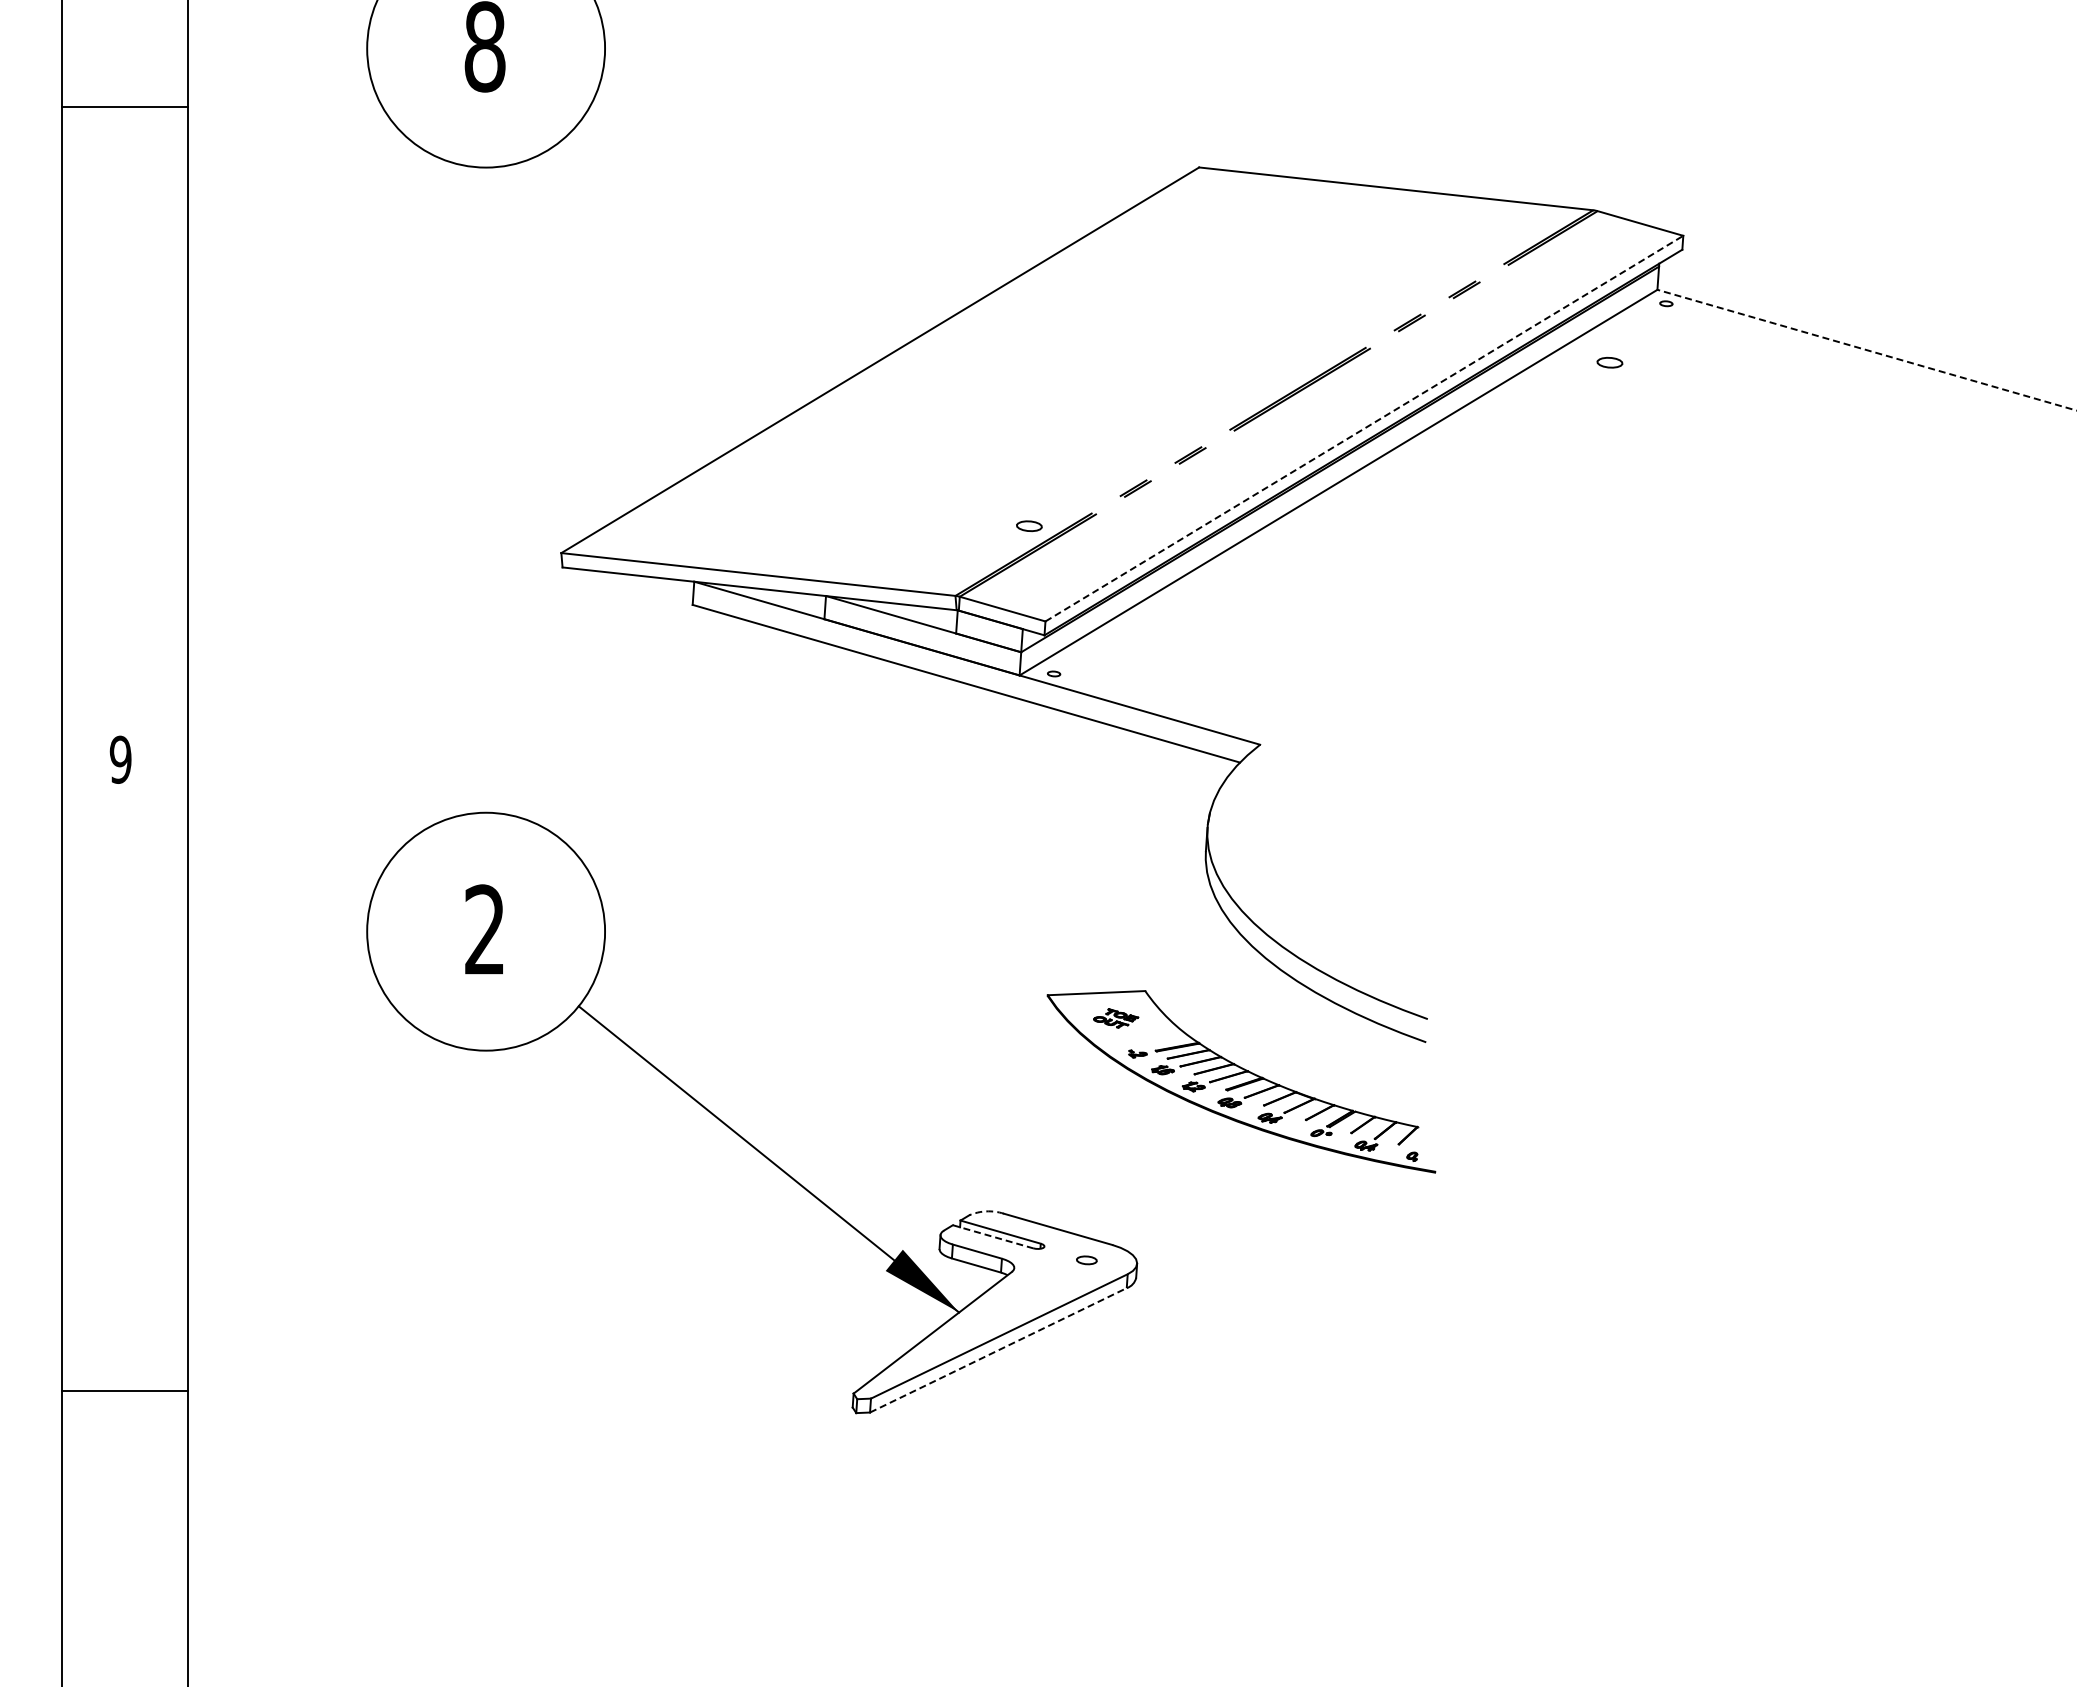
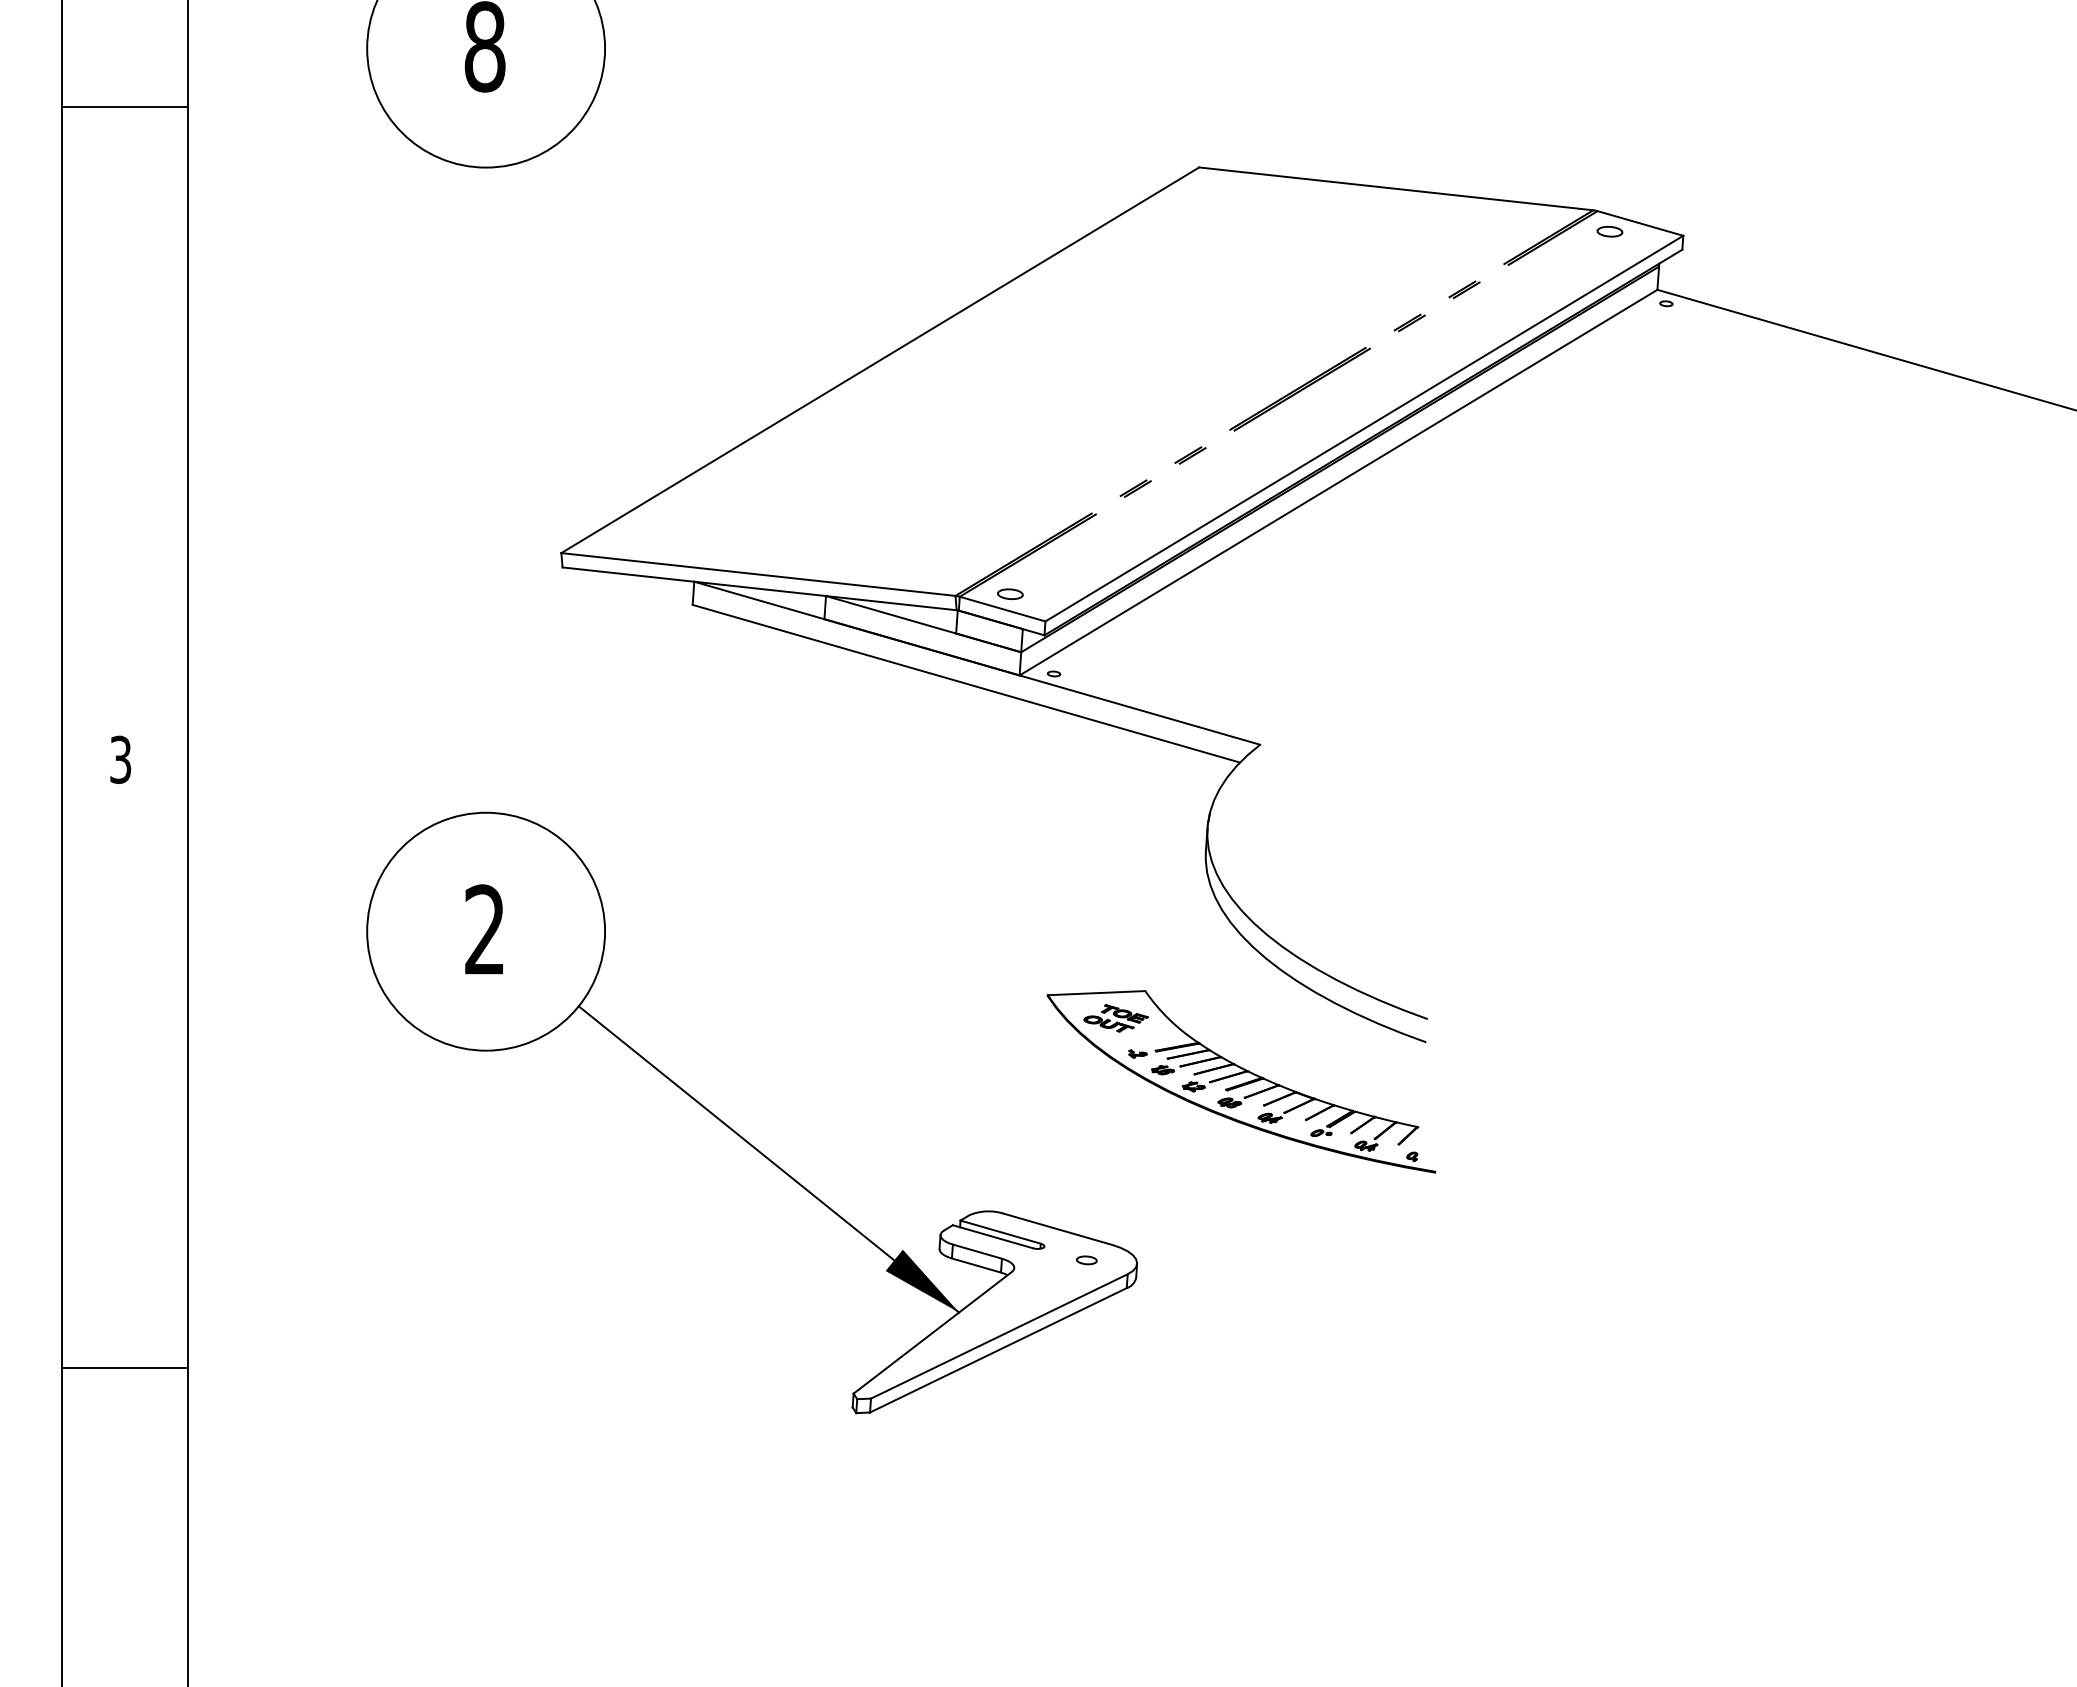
line: dashed -> solid (1866, 350)
part position: (1609, 362) -> (1609, 231) (1609, 231)
line: dashed -> solid (1364, 428)
part position: (1029, 526) -> (1010, 594) (1010, 594)
text: 9 -> 3 (120, 759)
part size: 47x21 px -> 66x29 px (1115, 1018)
arc: dashed -> solid (986, 1211)
line: dashed -> solid (993, 1236)
line: dashed -> solid (998, 1350)
line position: (125, 1391) -> (125, 1368) (125, 1368)
